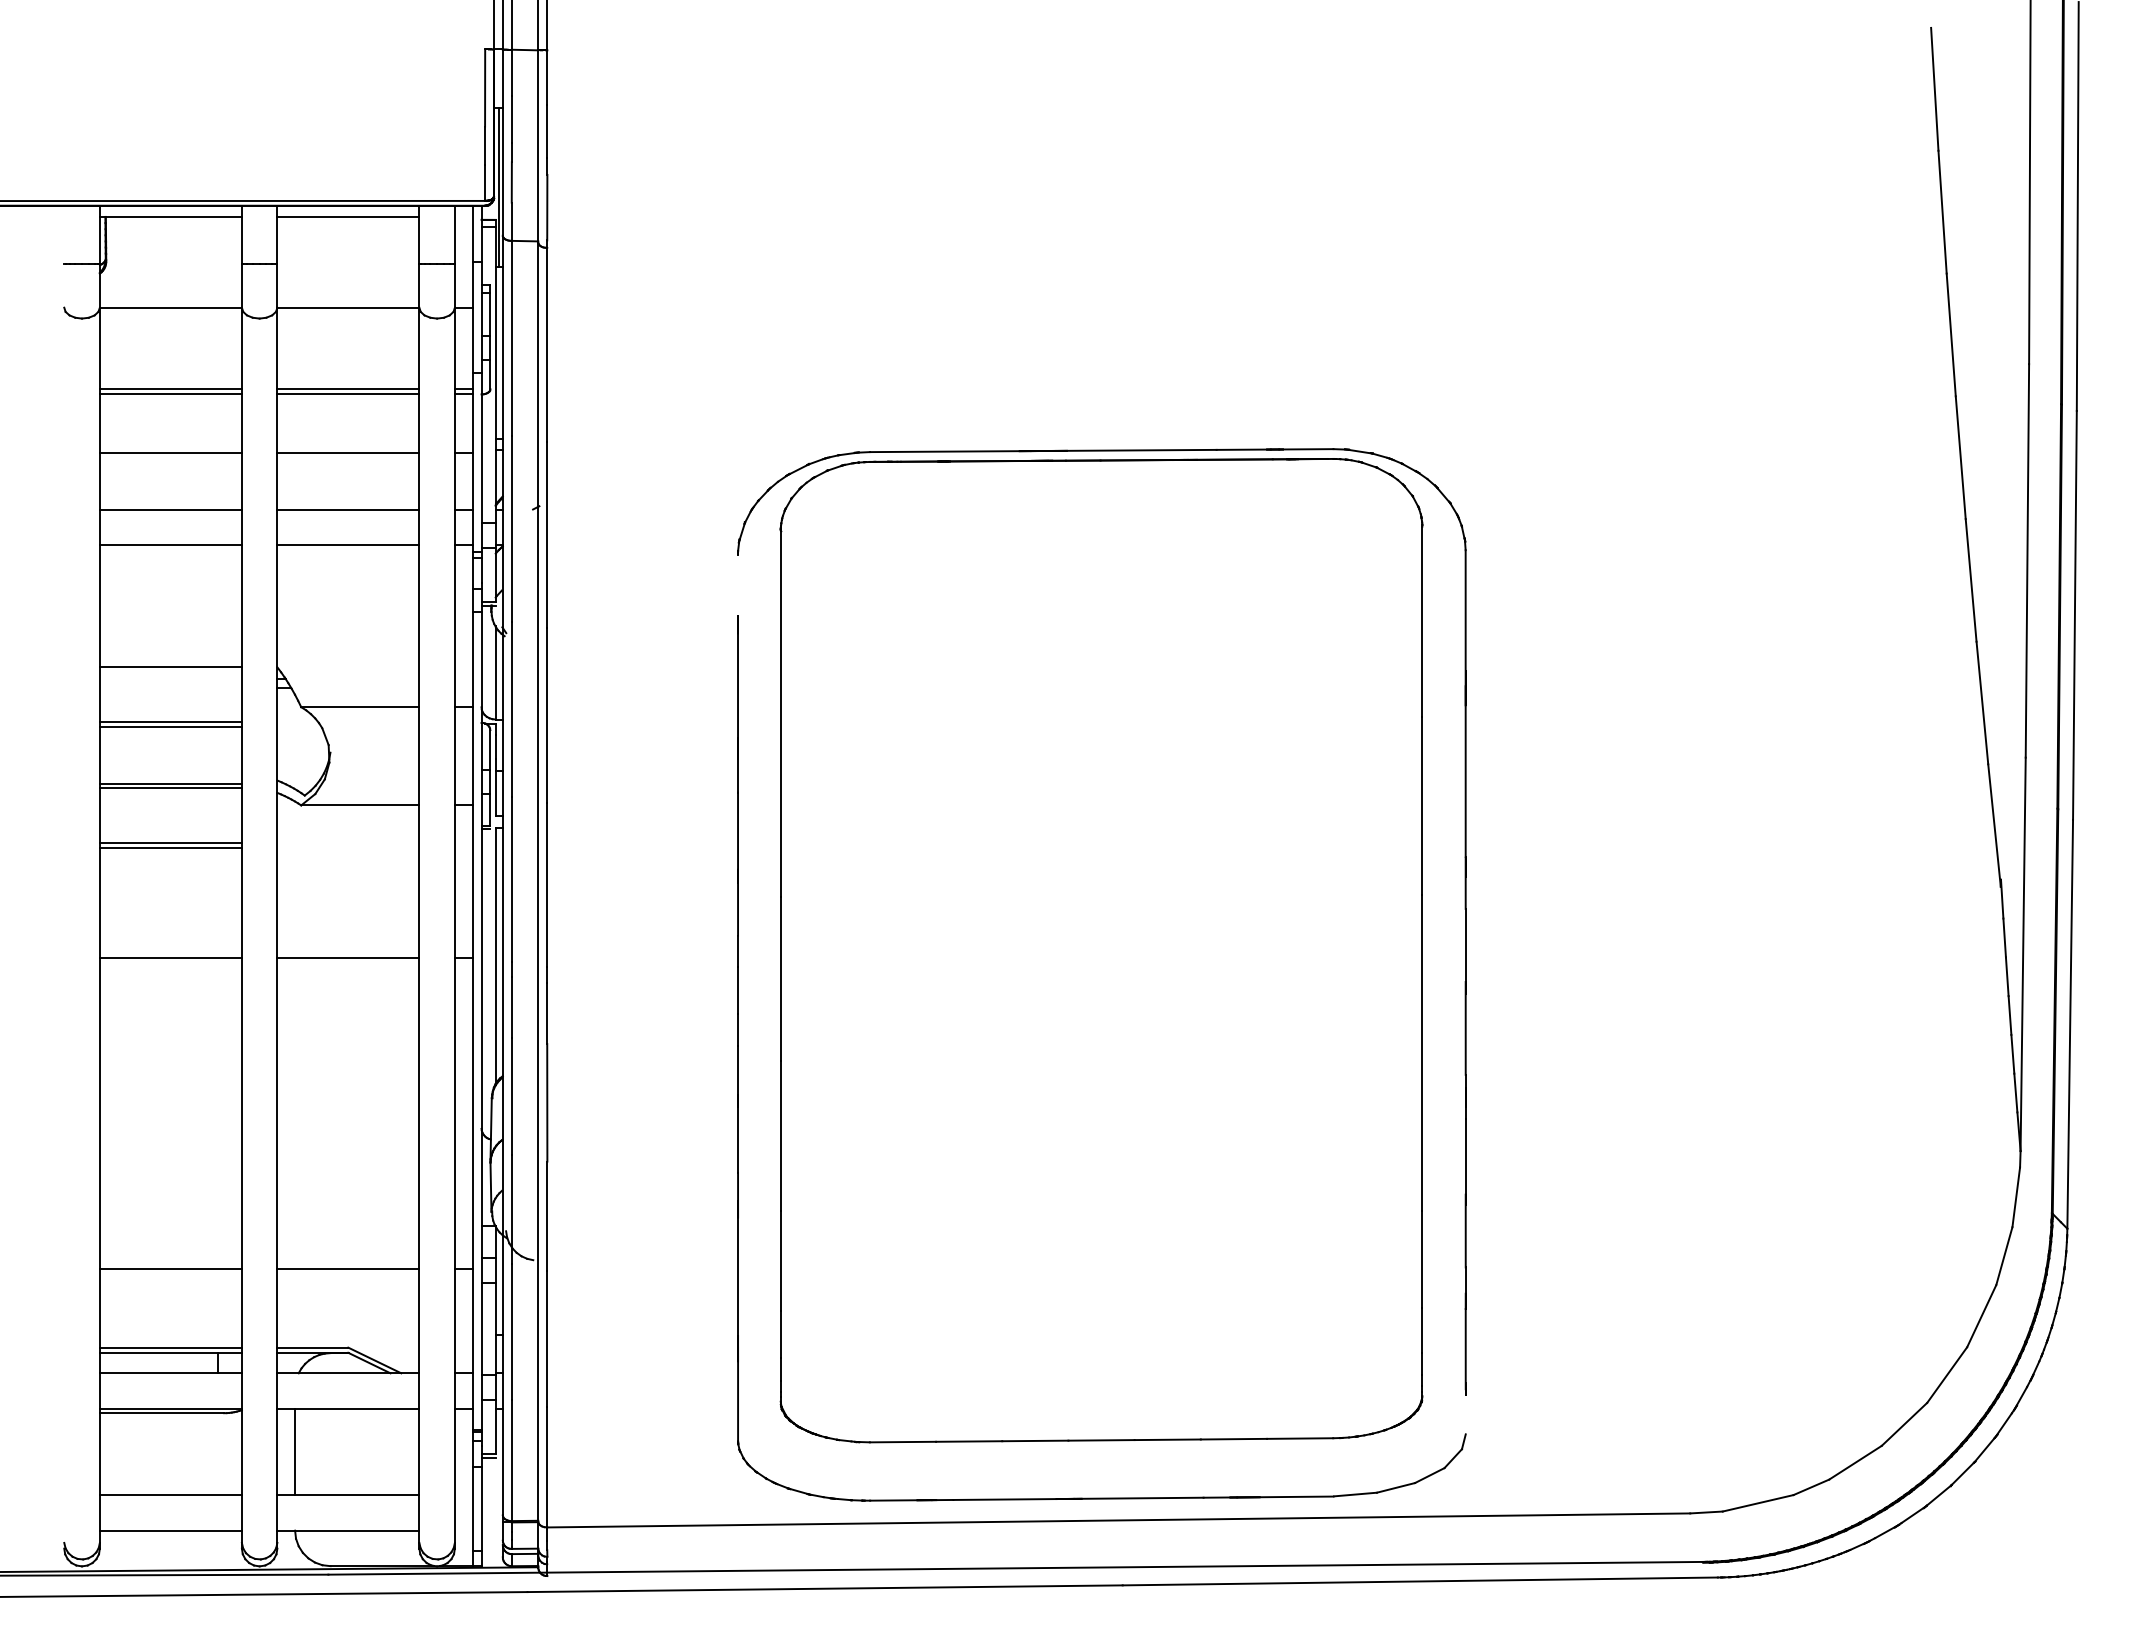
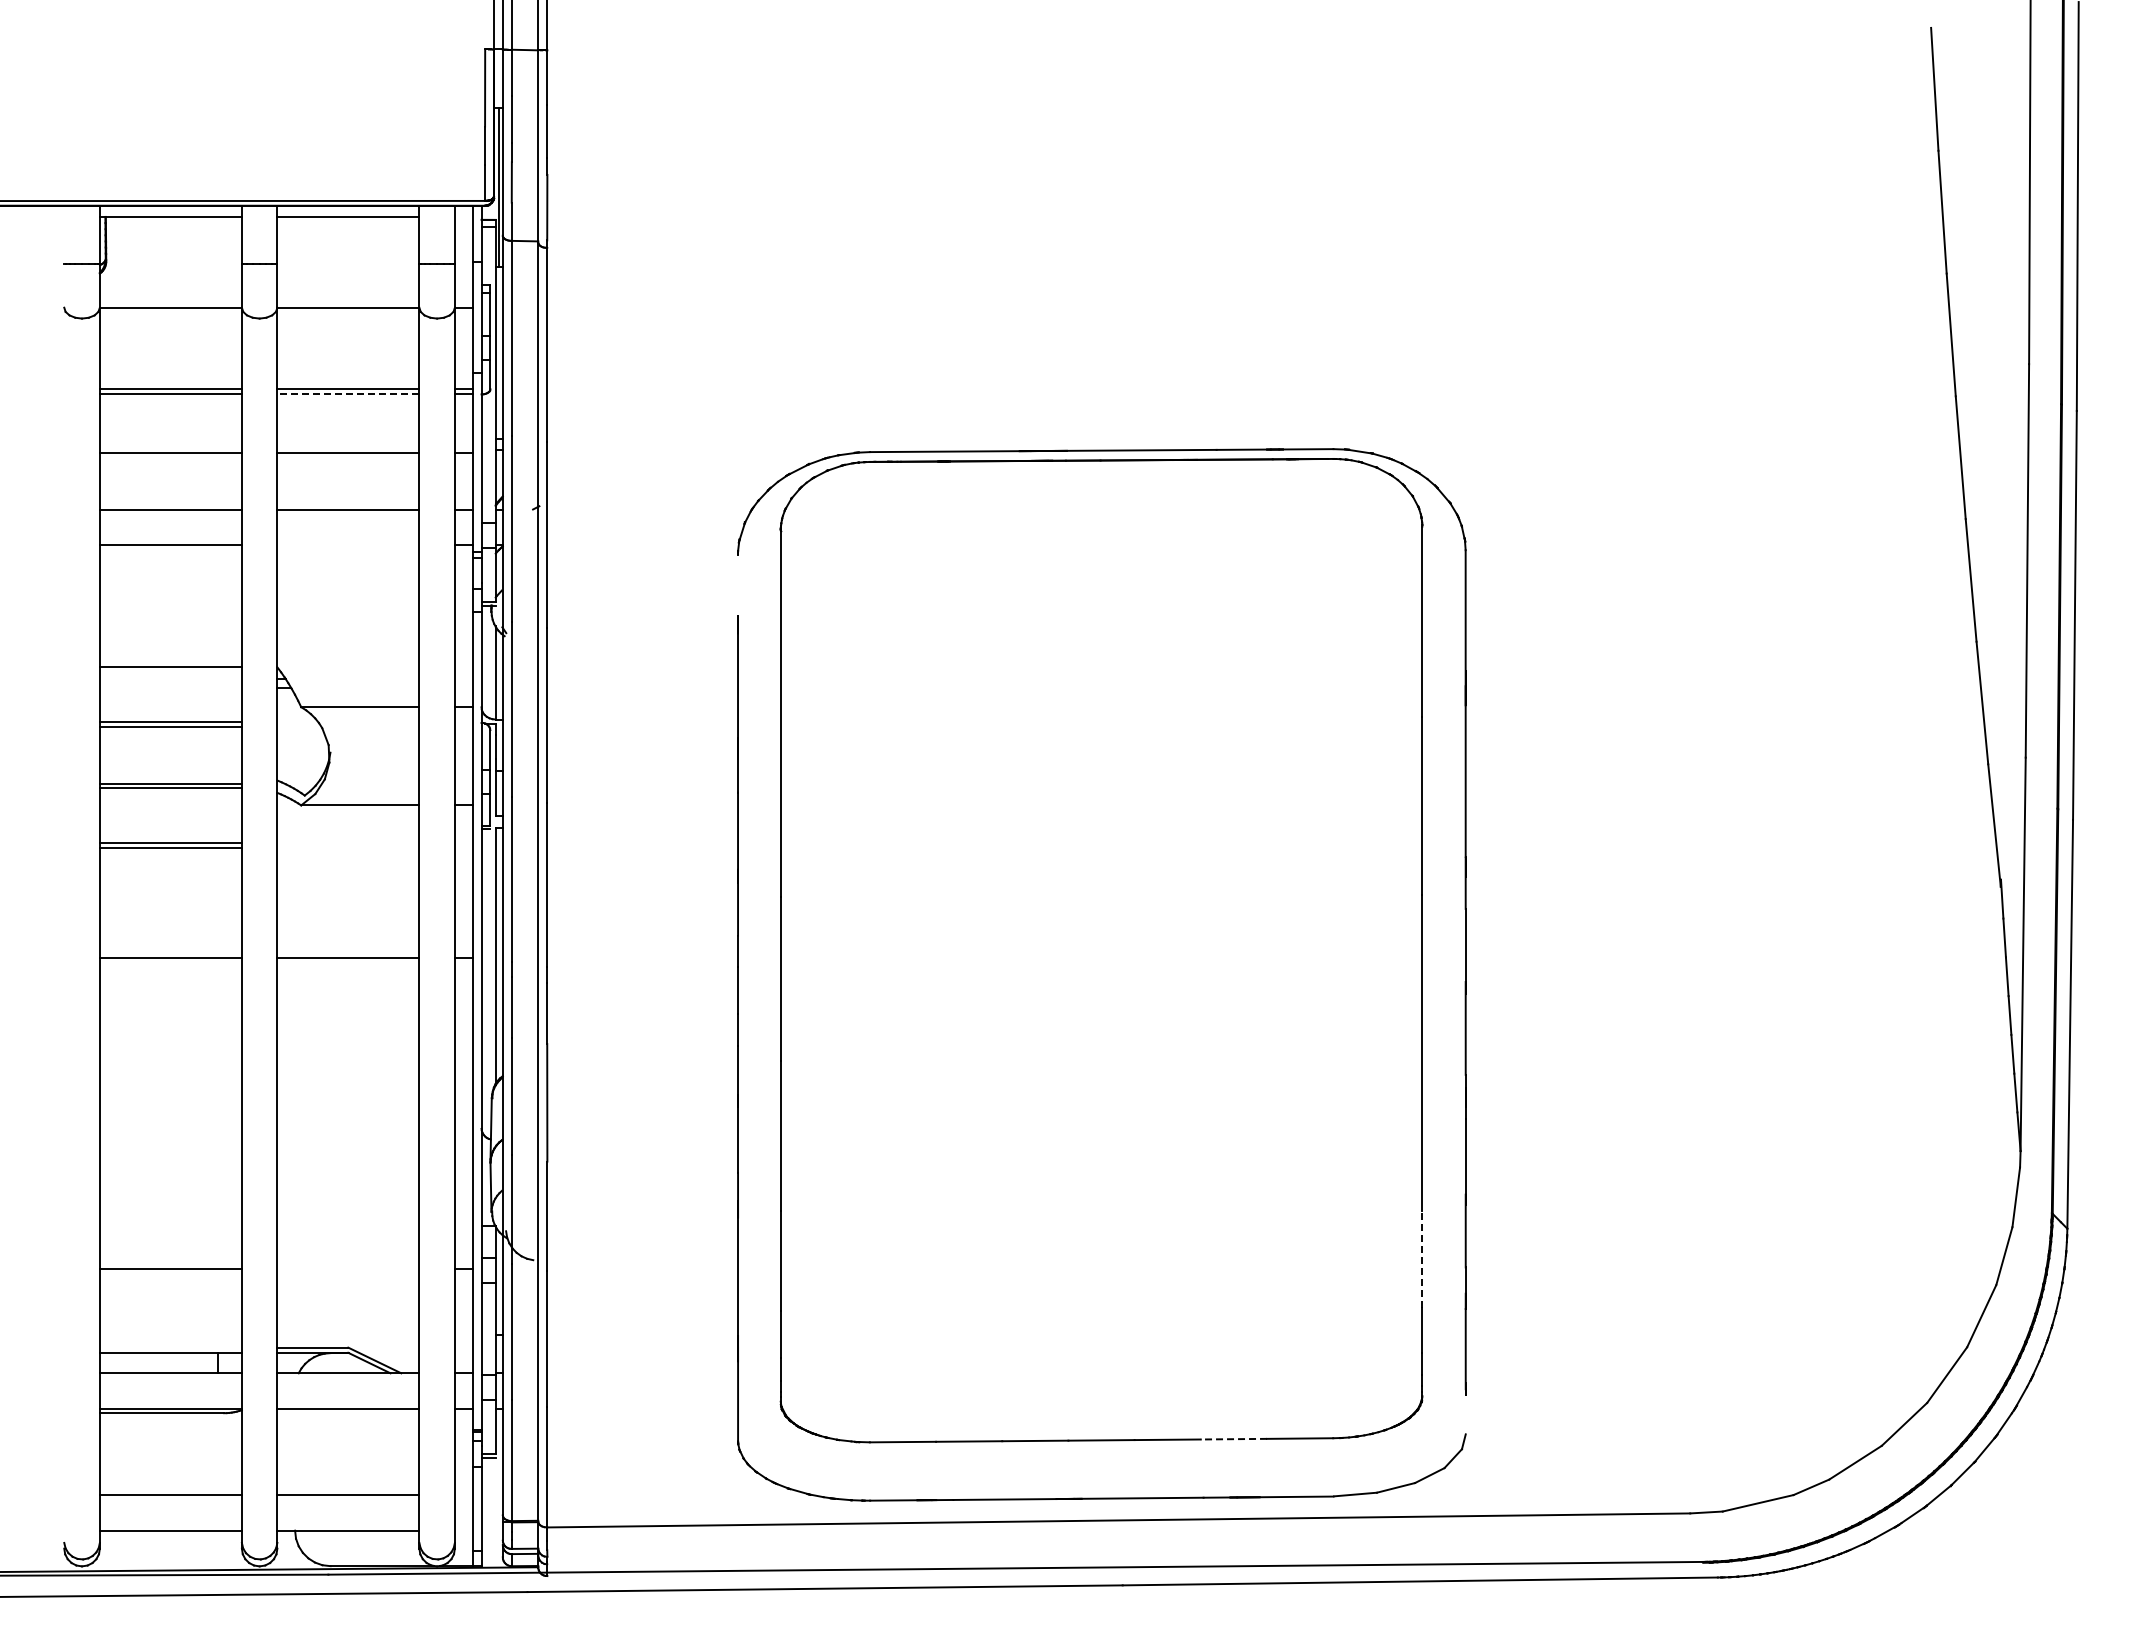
line: solid -> dashed (347, 394)
line: present -> none (348, 544)
line: solid -> dashed (1422, 1258)
line: present -> none (348, 1268)
line: present -> none (170, 1347)
line: solid -> dashed (1233, 1439)
line: present -> none (295, 1451)
